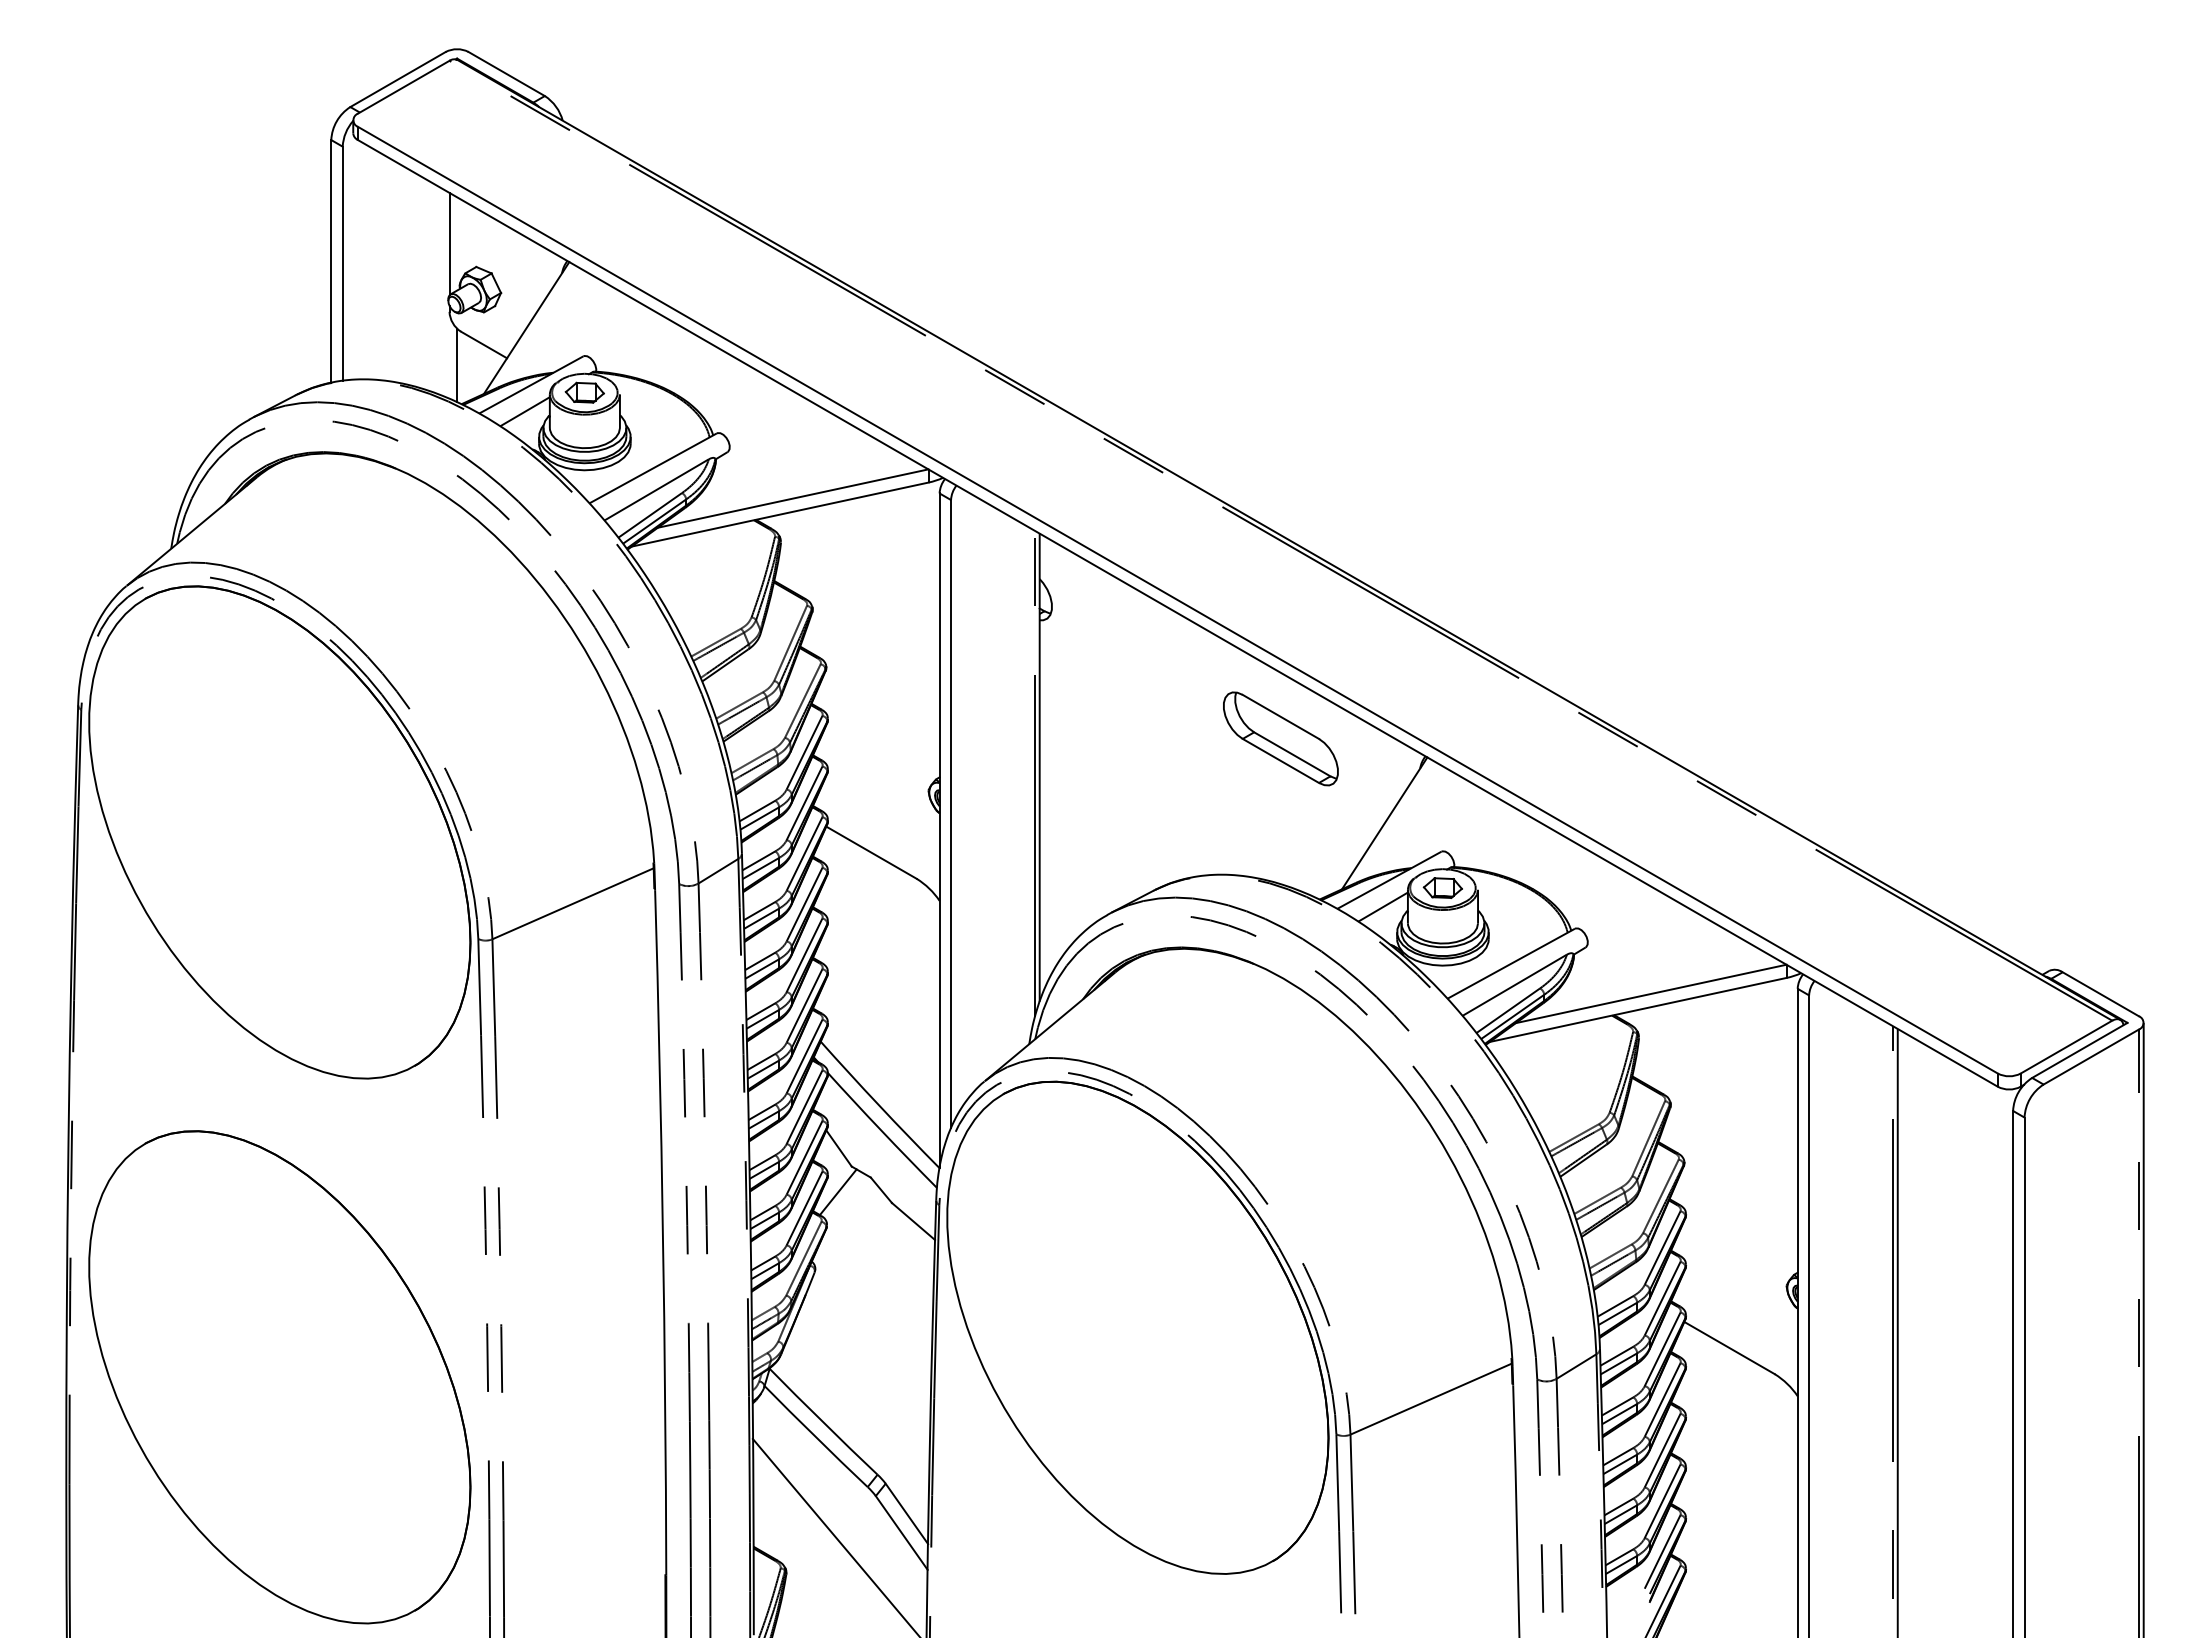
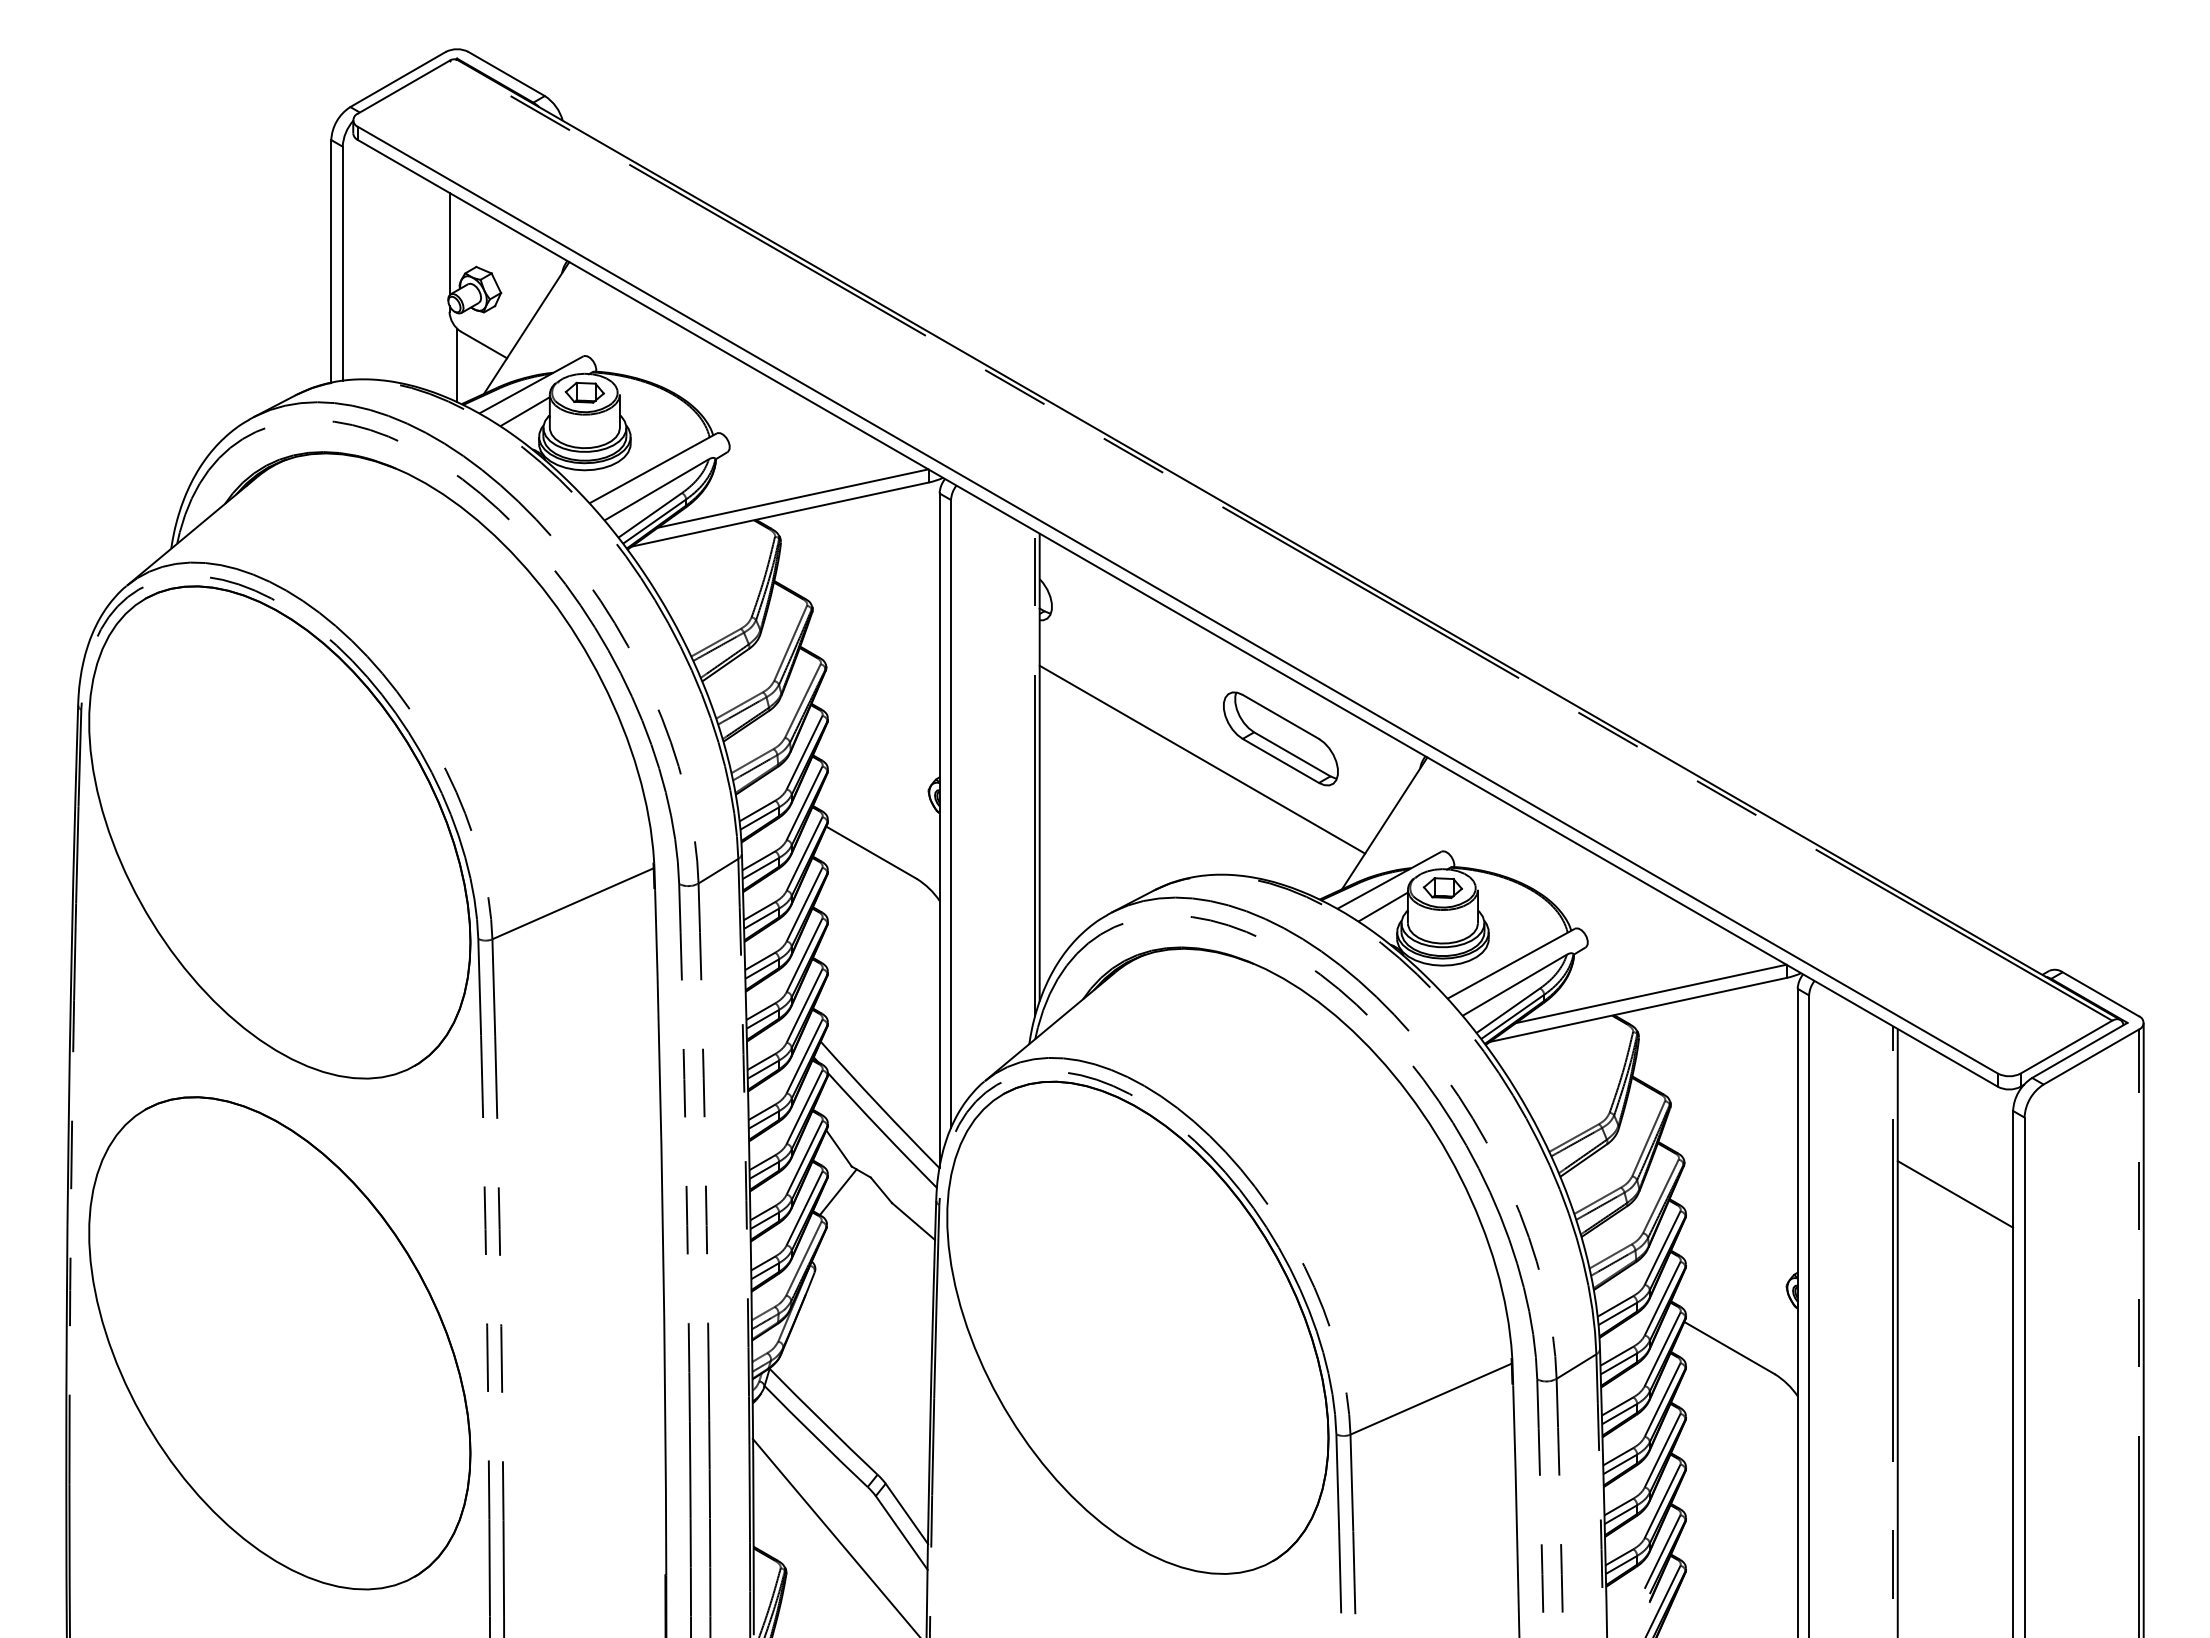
line: none -> present (1202, 759)
line: none -> present (1955, 1194)
part position: (279, 1377) -> (279, 1343) (279, 1343)
